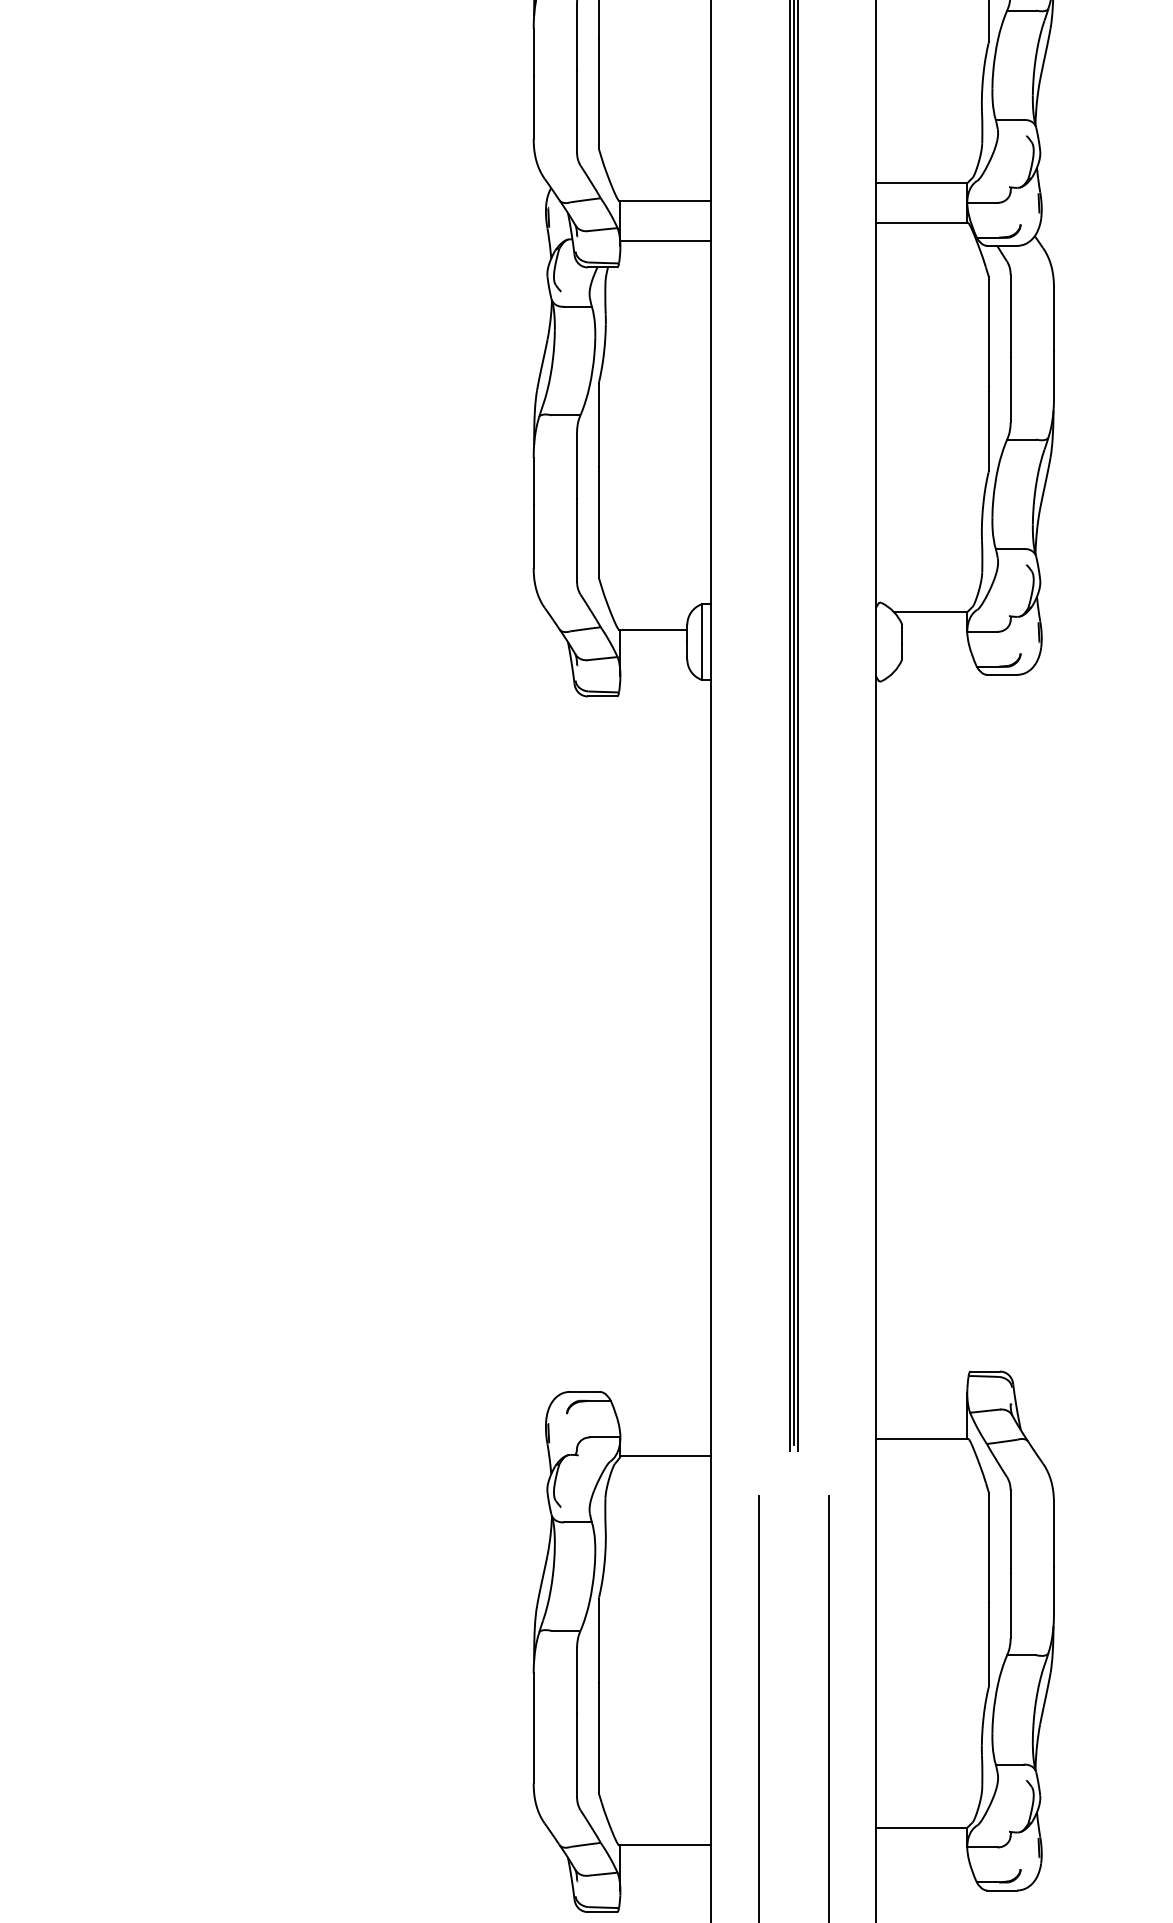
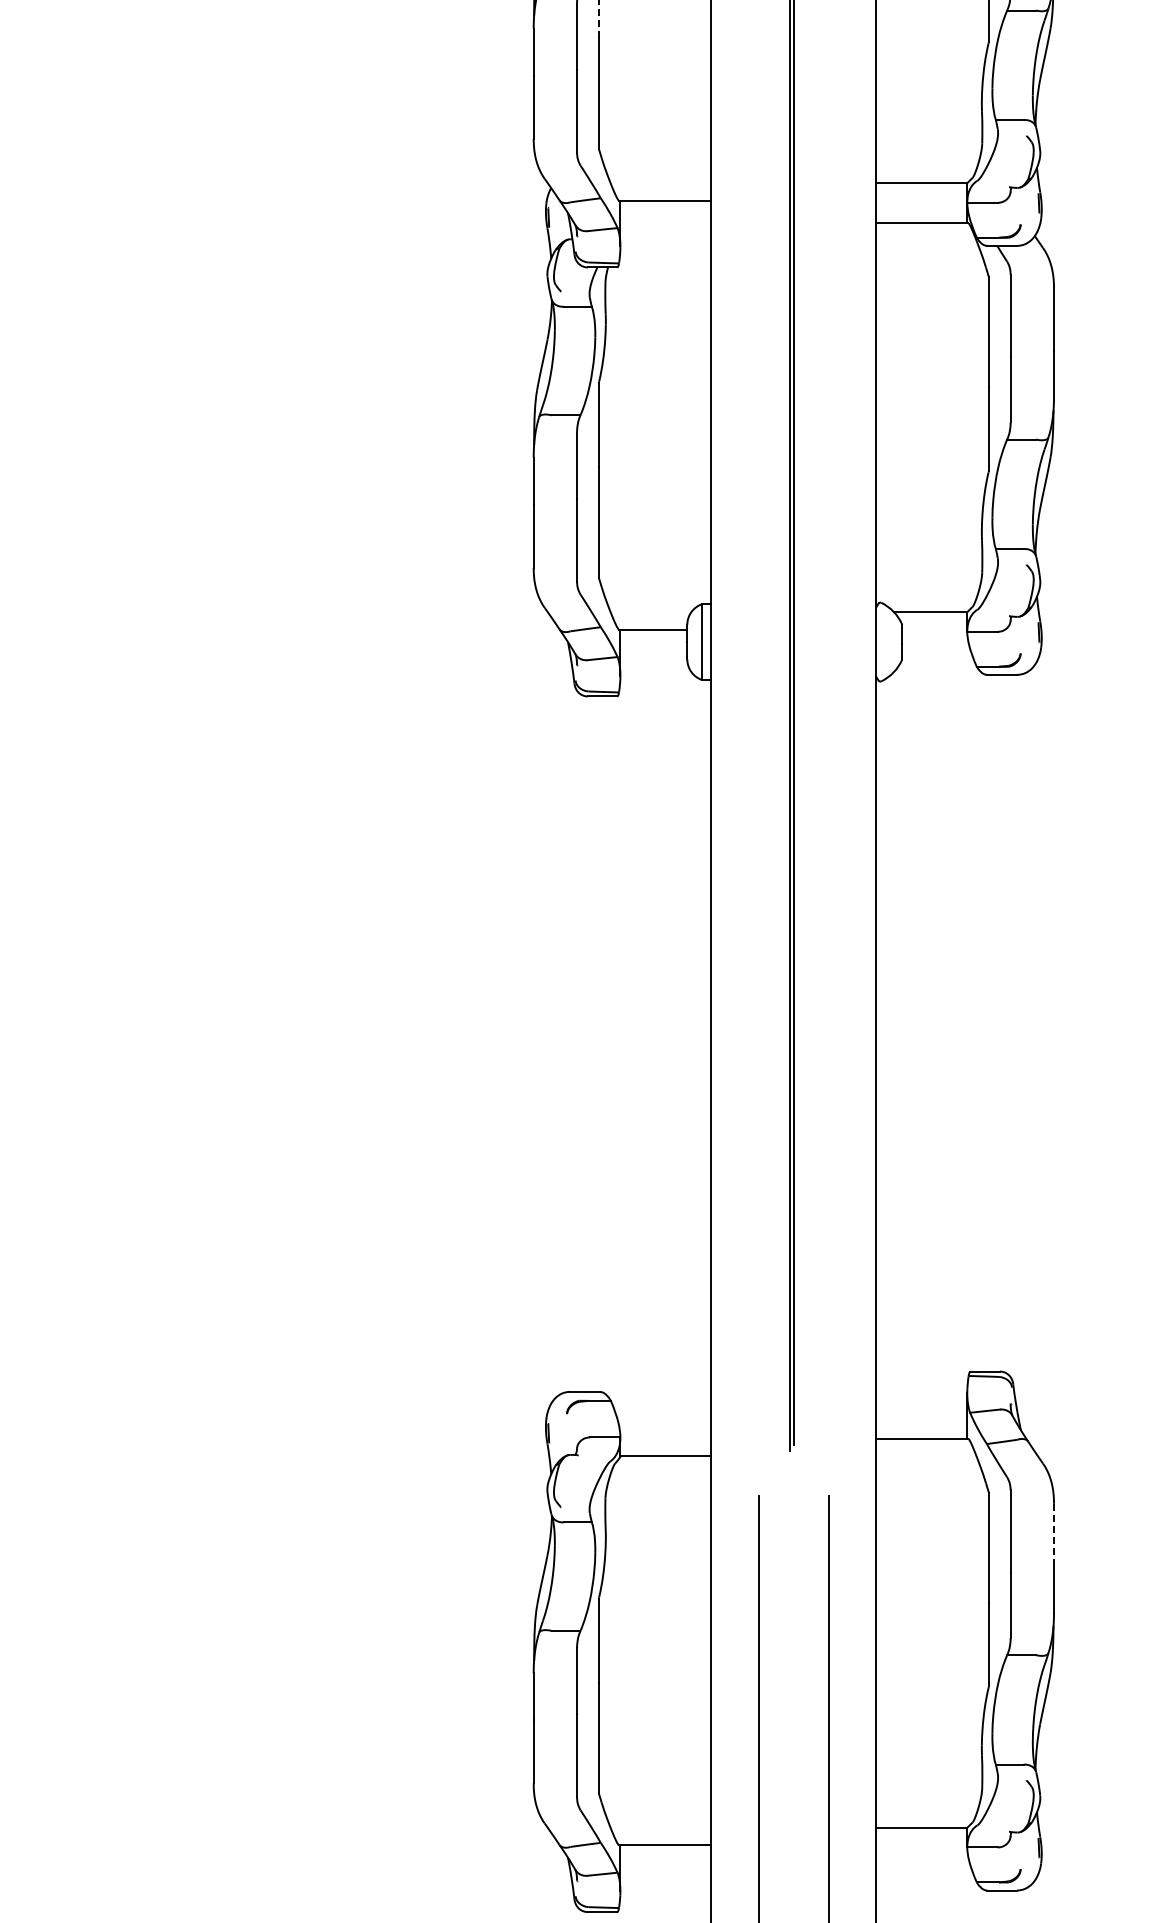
line: solid -> dashed (598, 19)
line: present -> none (665, 240)
line: present -> none (798, 726)
line: solid -> dashed (1054, 1535)
